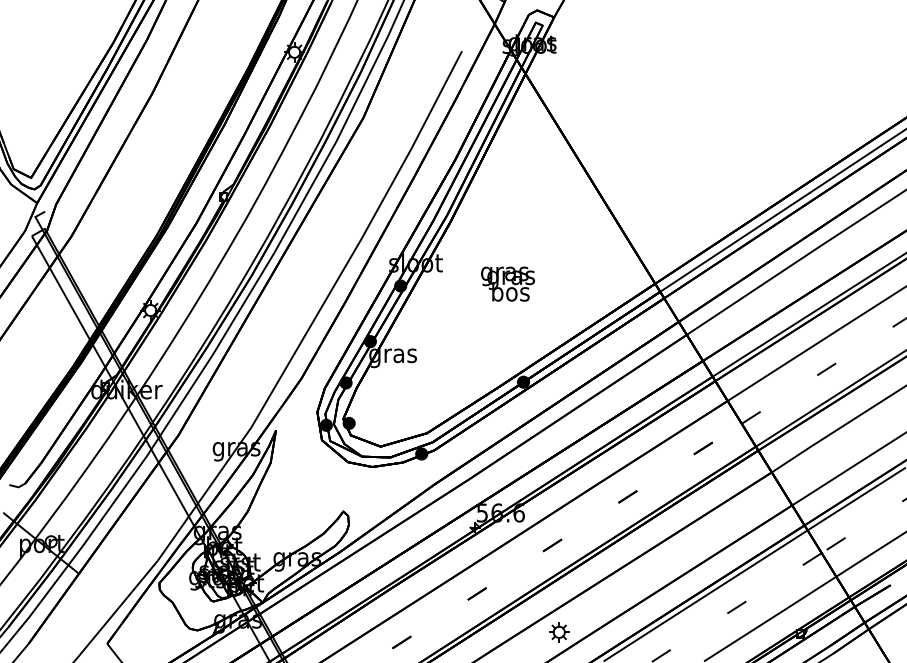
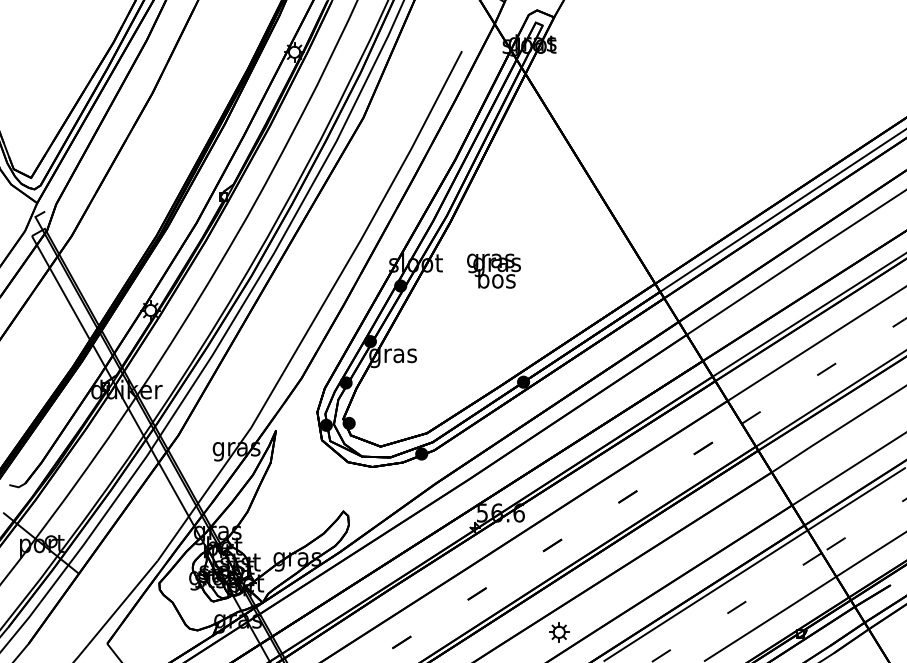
text position: (507, 283) -> (493, 270) (493, 270)
